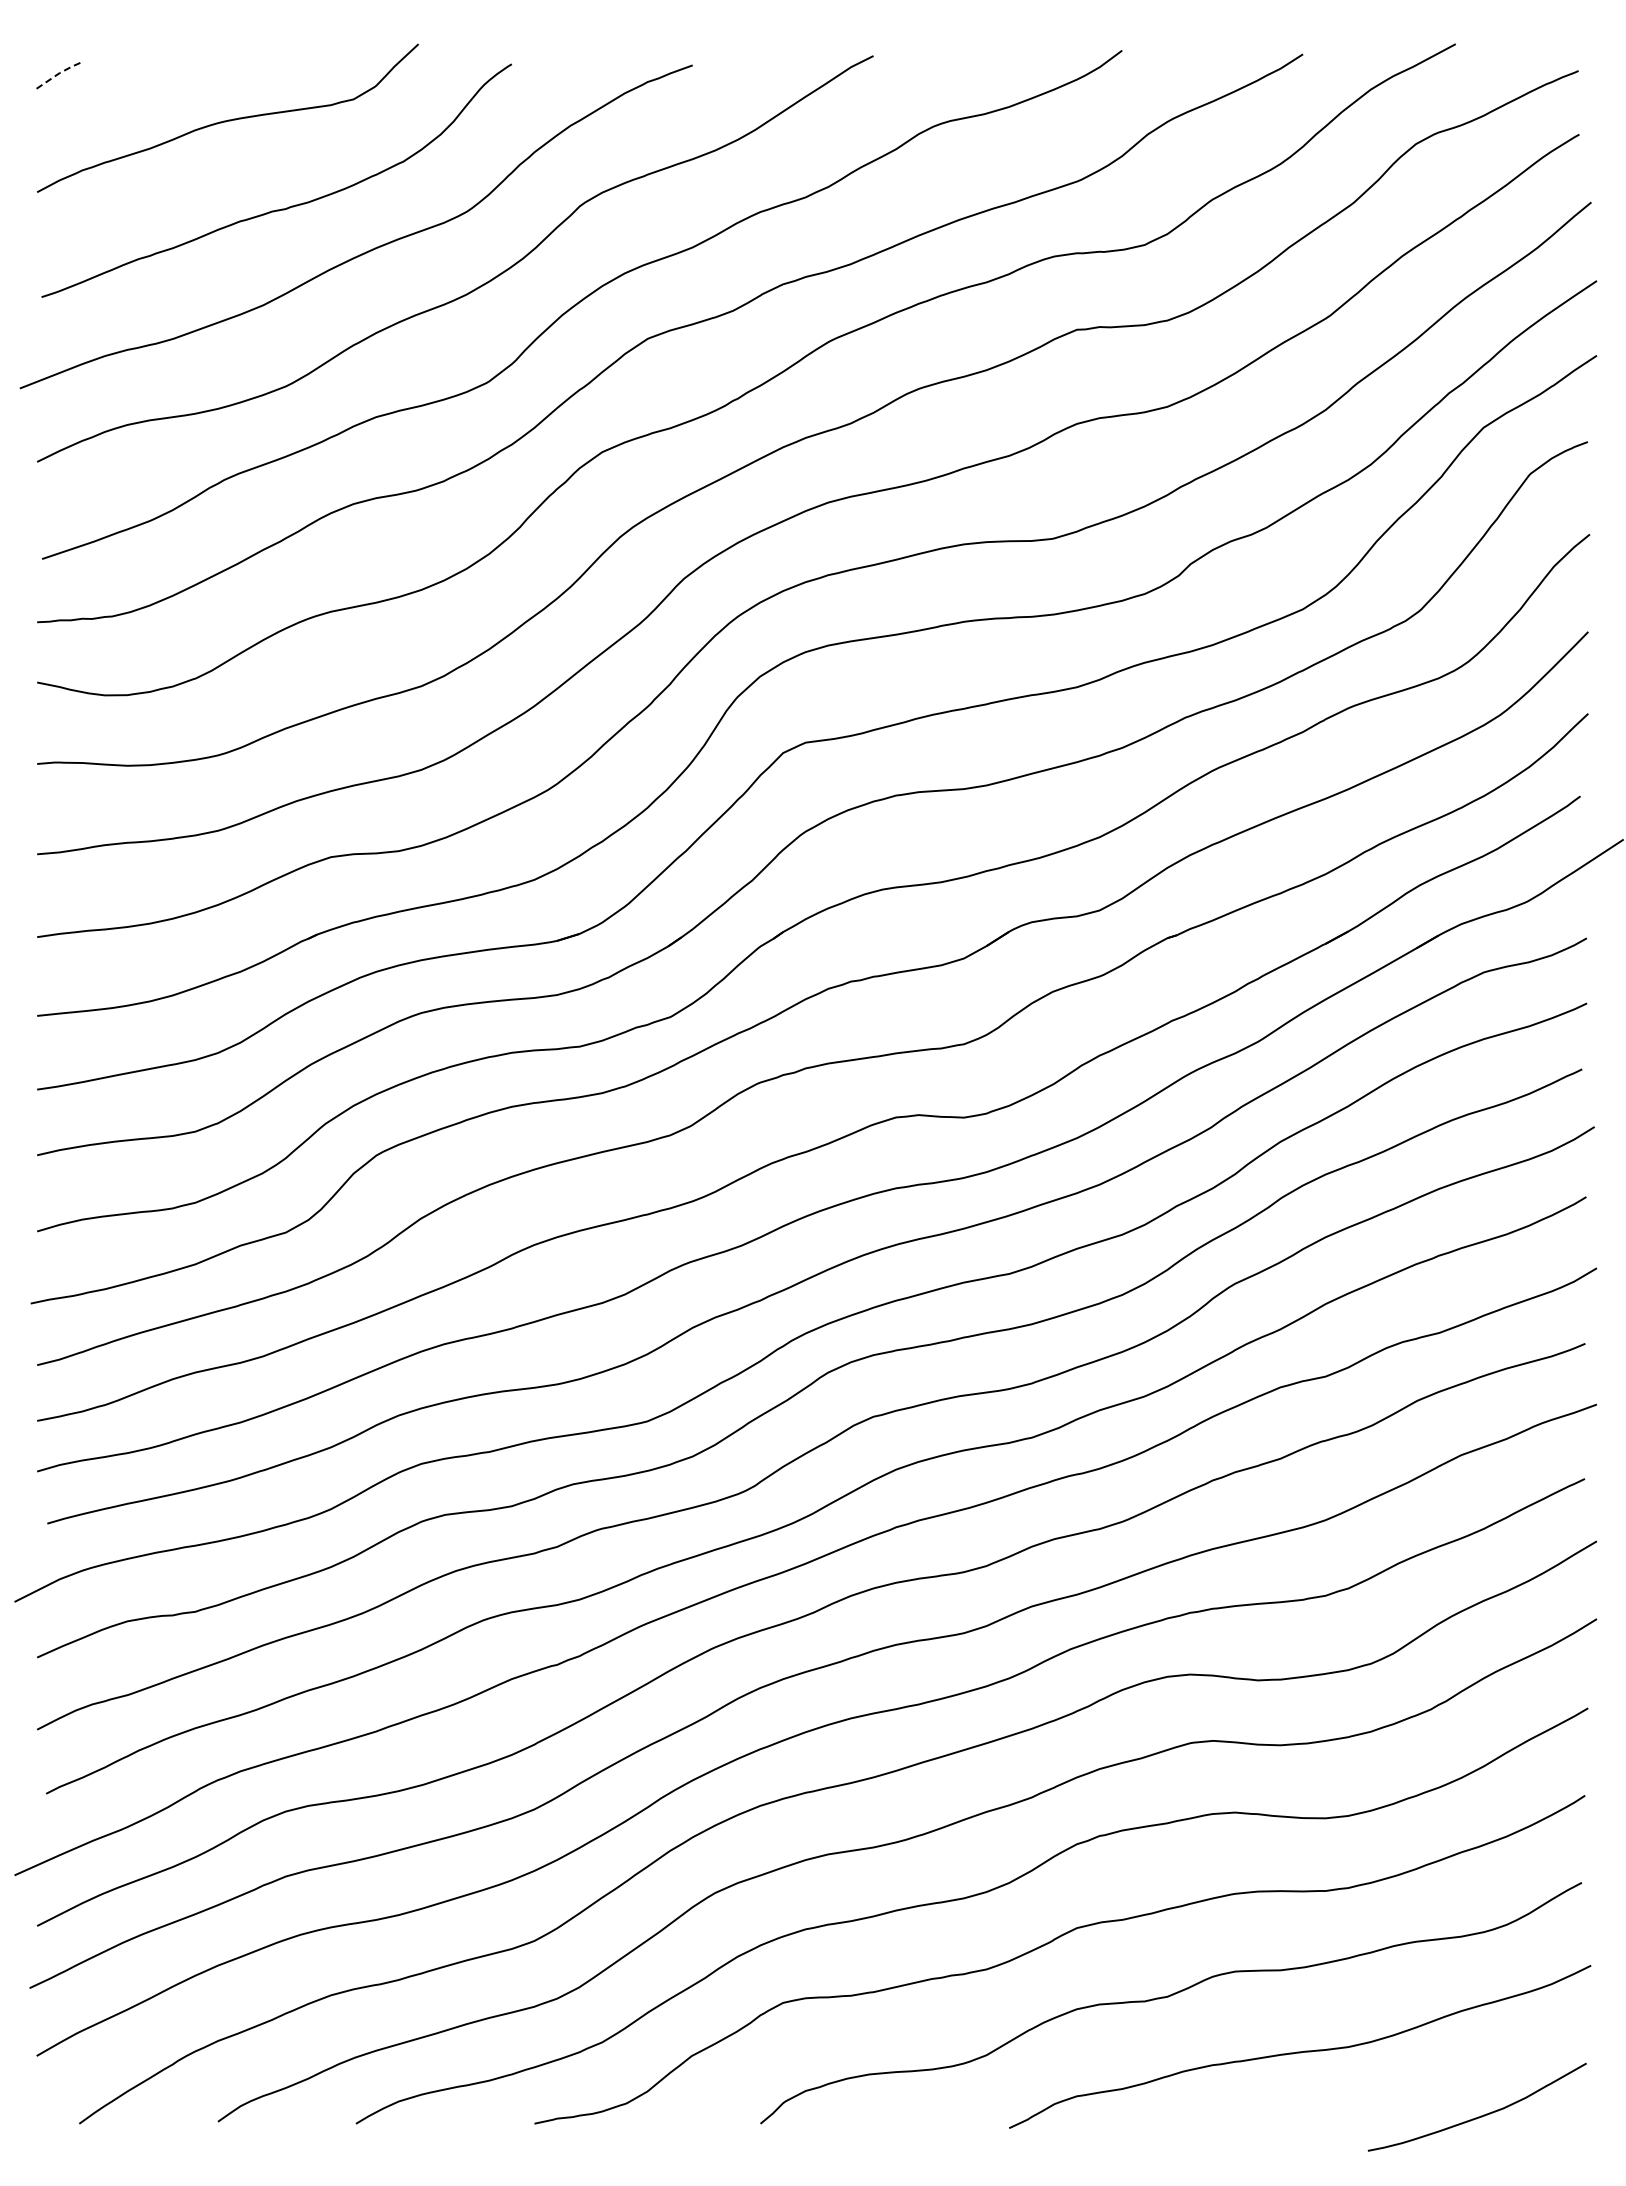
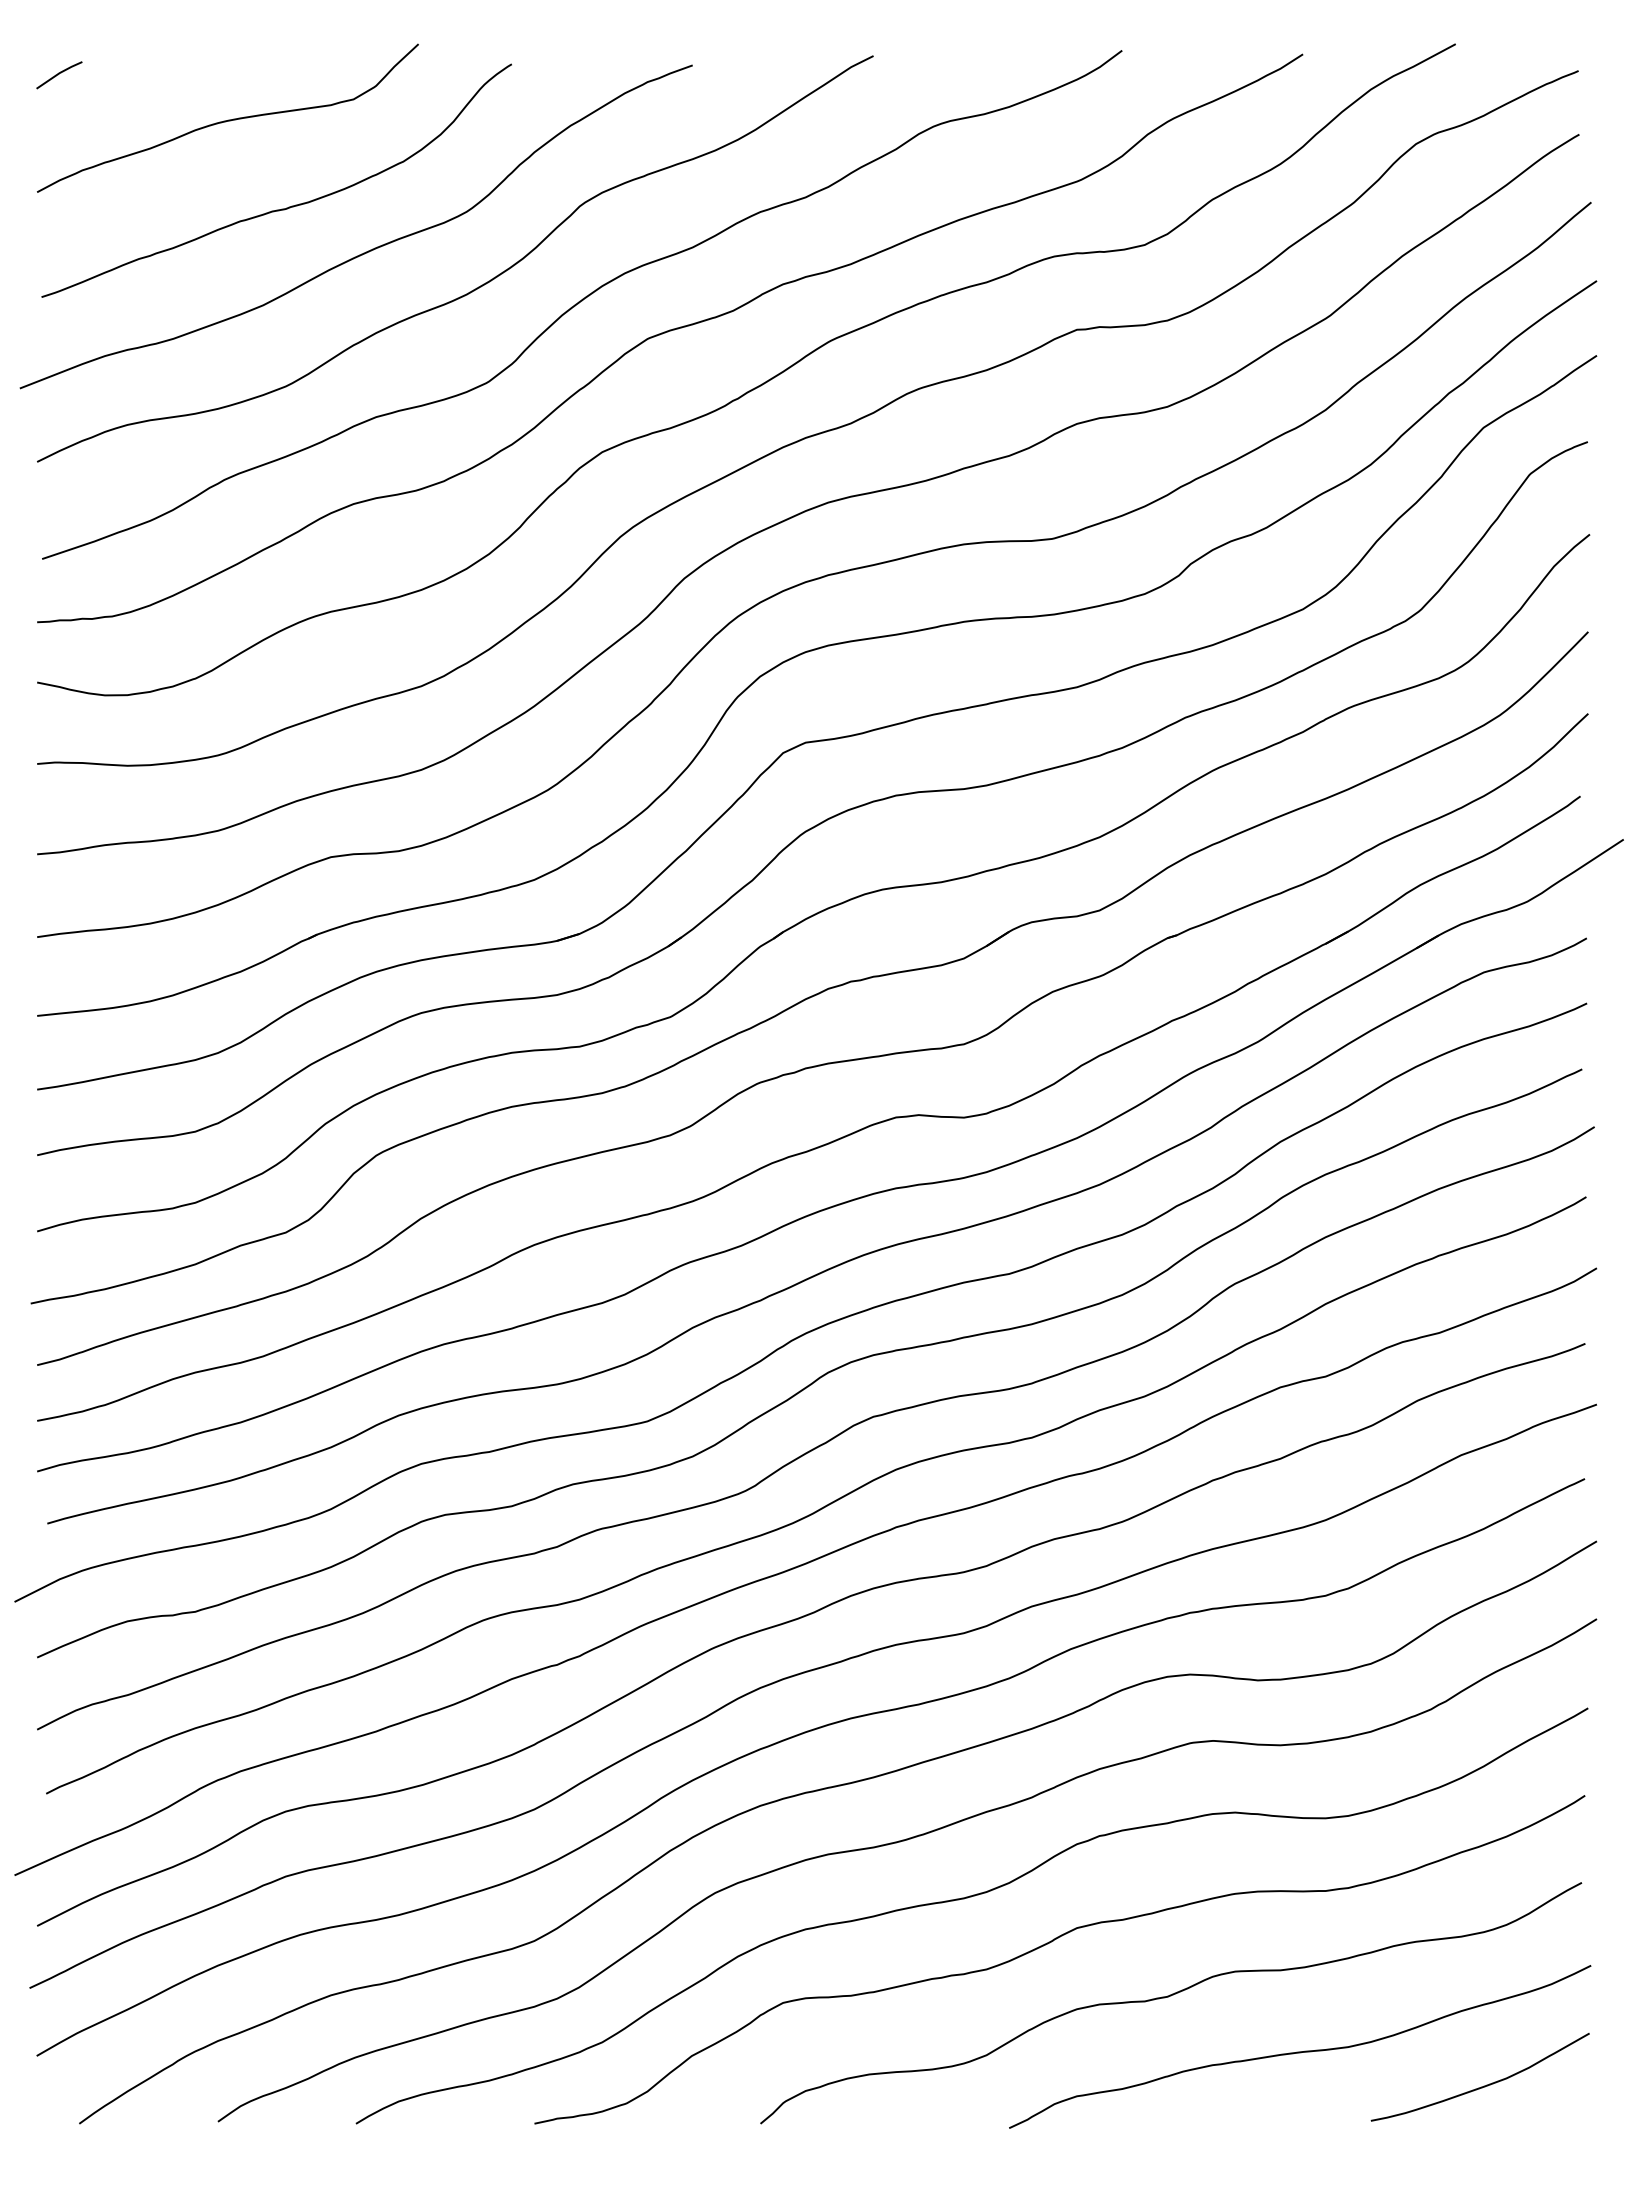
line: dashed -> solid (59, 73)
curve position: (1478, 2116) -> (1481, 2086) (1481, 2086)
